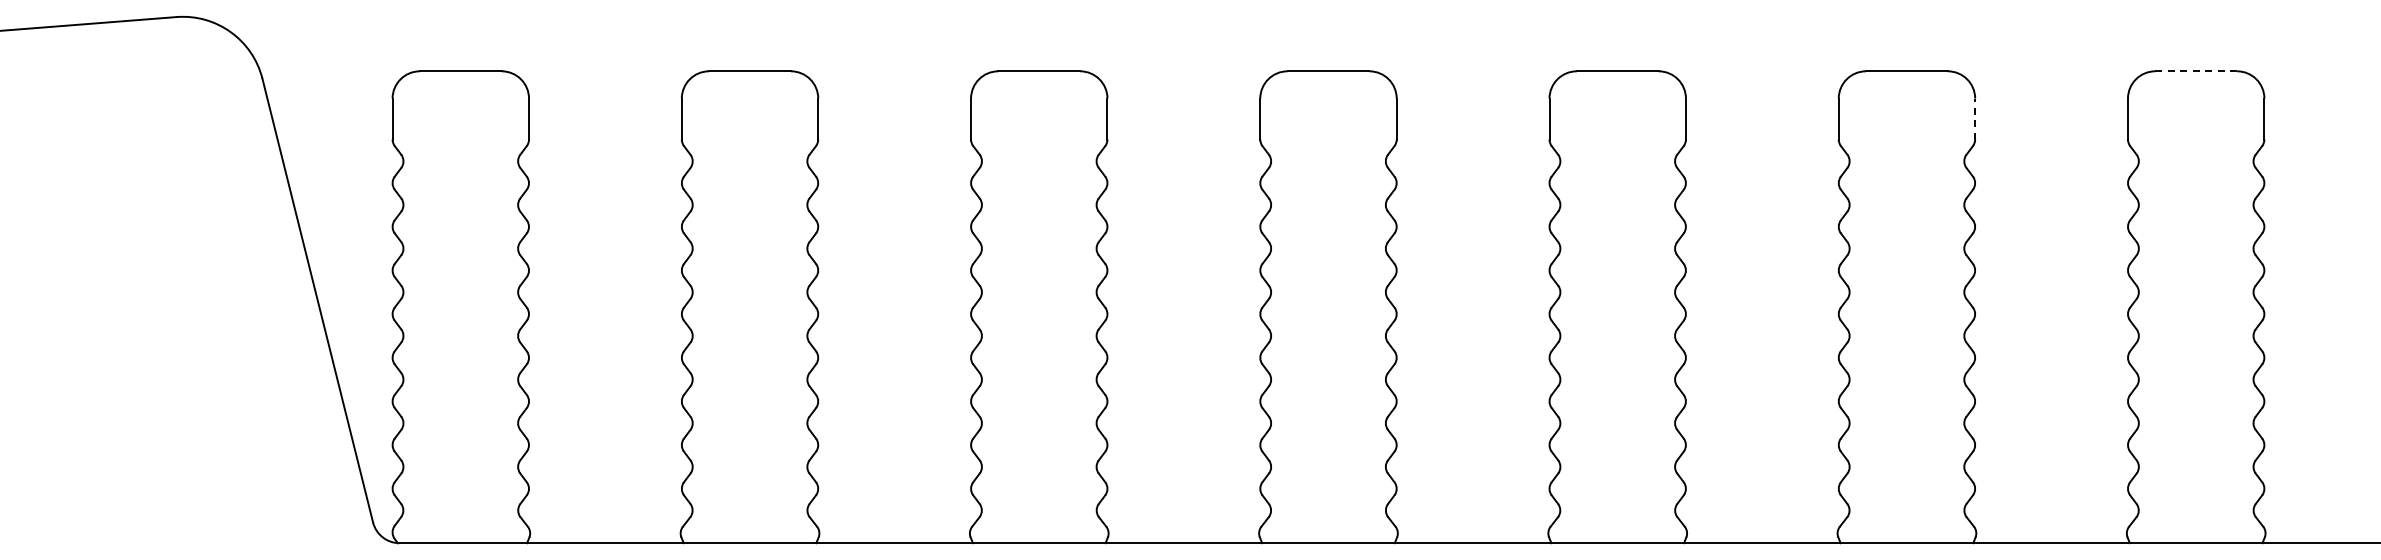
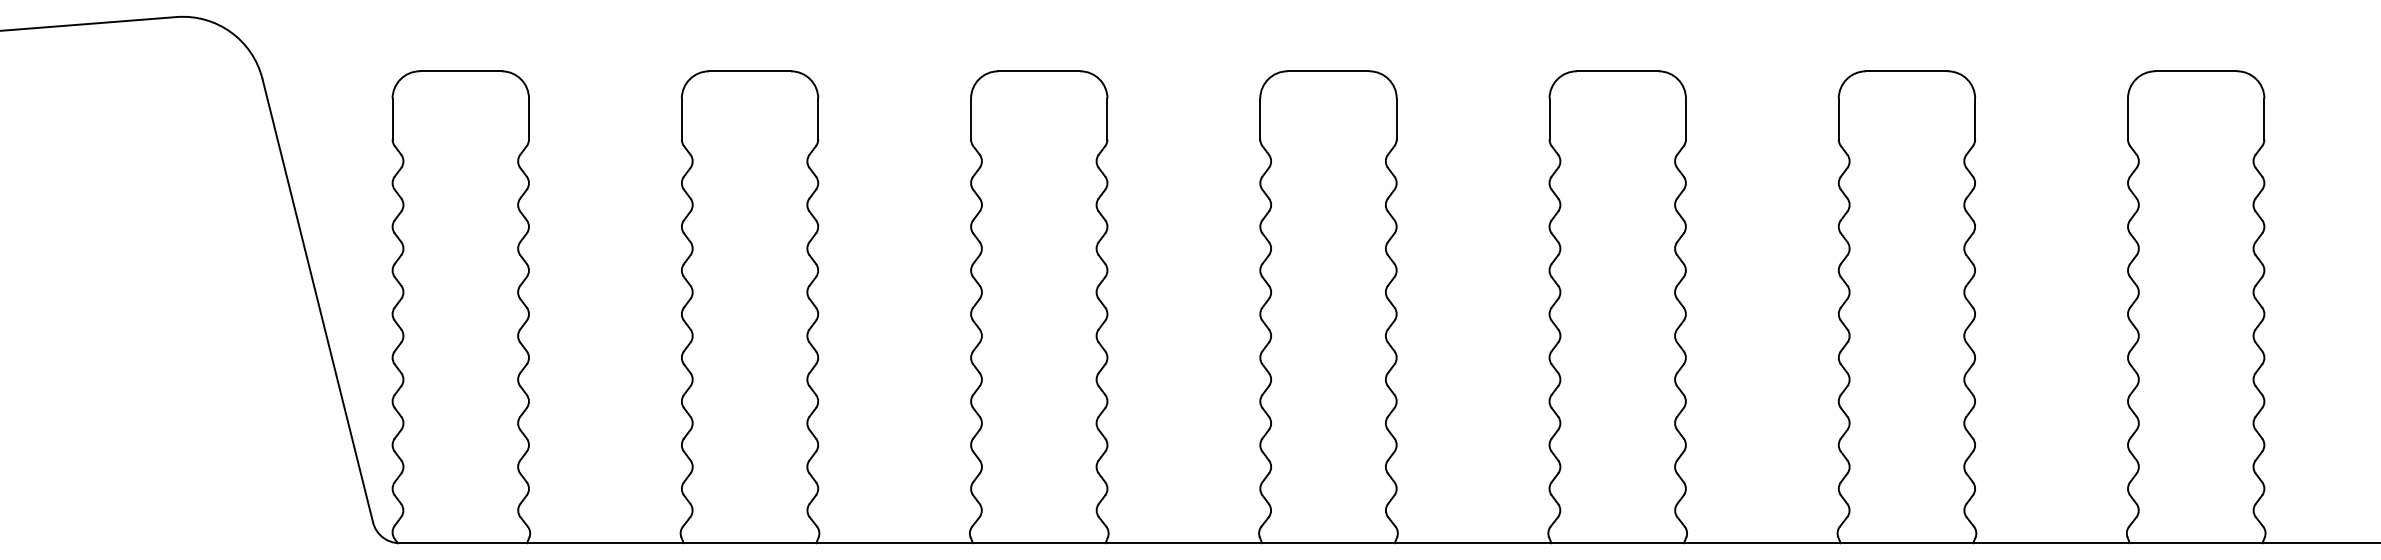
line: dashed -> solid (2196, 71)
line: dashed -> solid (1975, 118)
